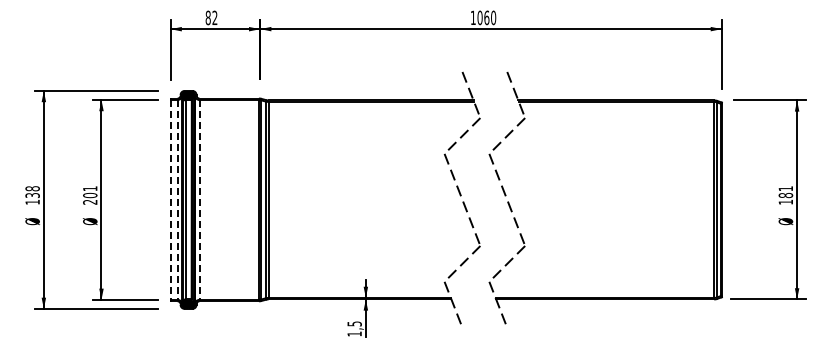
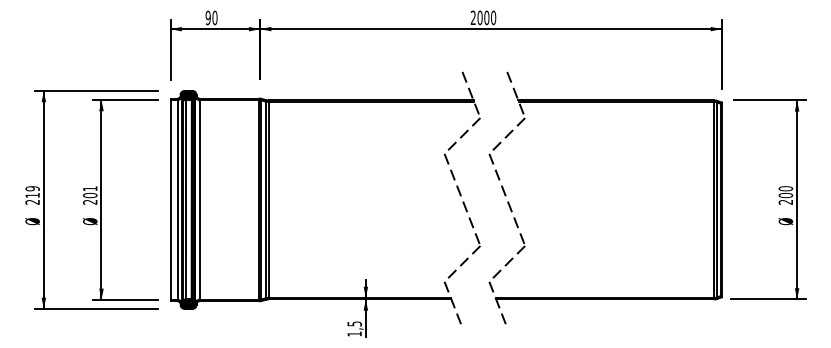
text: 82 -> 90 (211, 17)
text: 1060 -> 2000 (479, 17)
text: 138 -> 219 (32, 195)
text: 181 -> 200 (785, 195)
line: dashed -> solid (170, 199)
line: dashed -> solid (177, 199)
line: dashed -> solid (199, 199)
